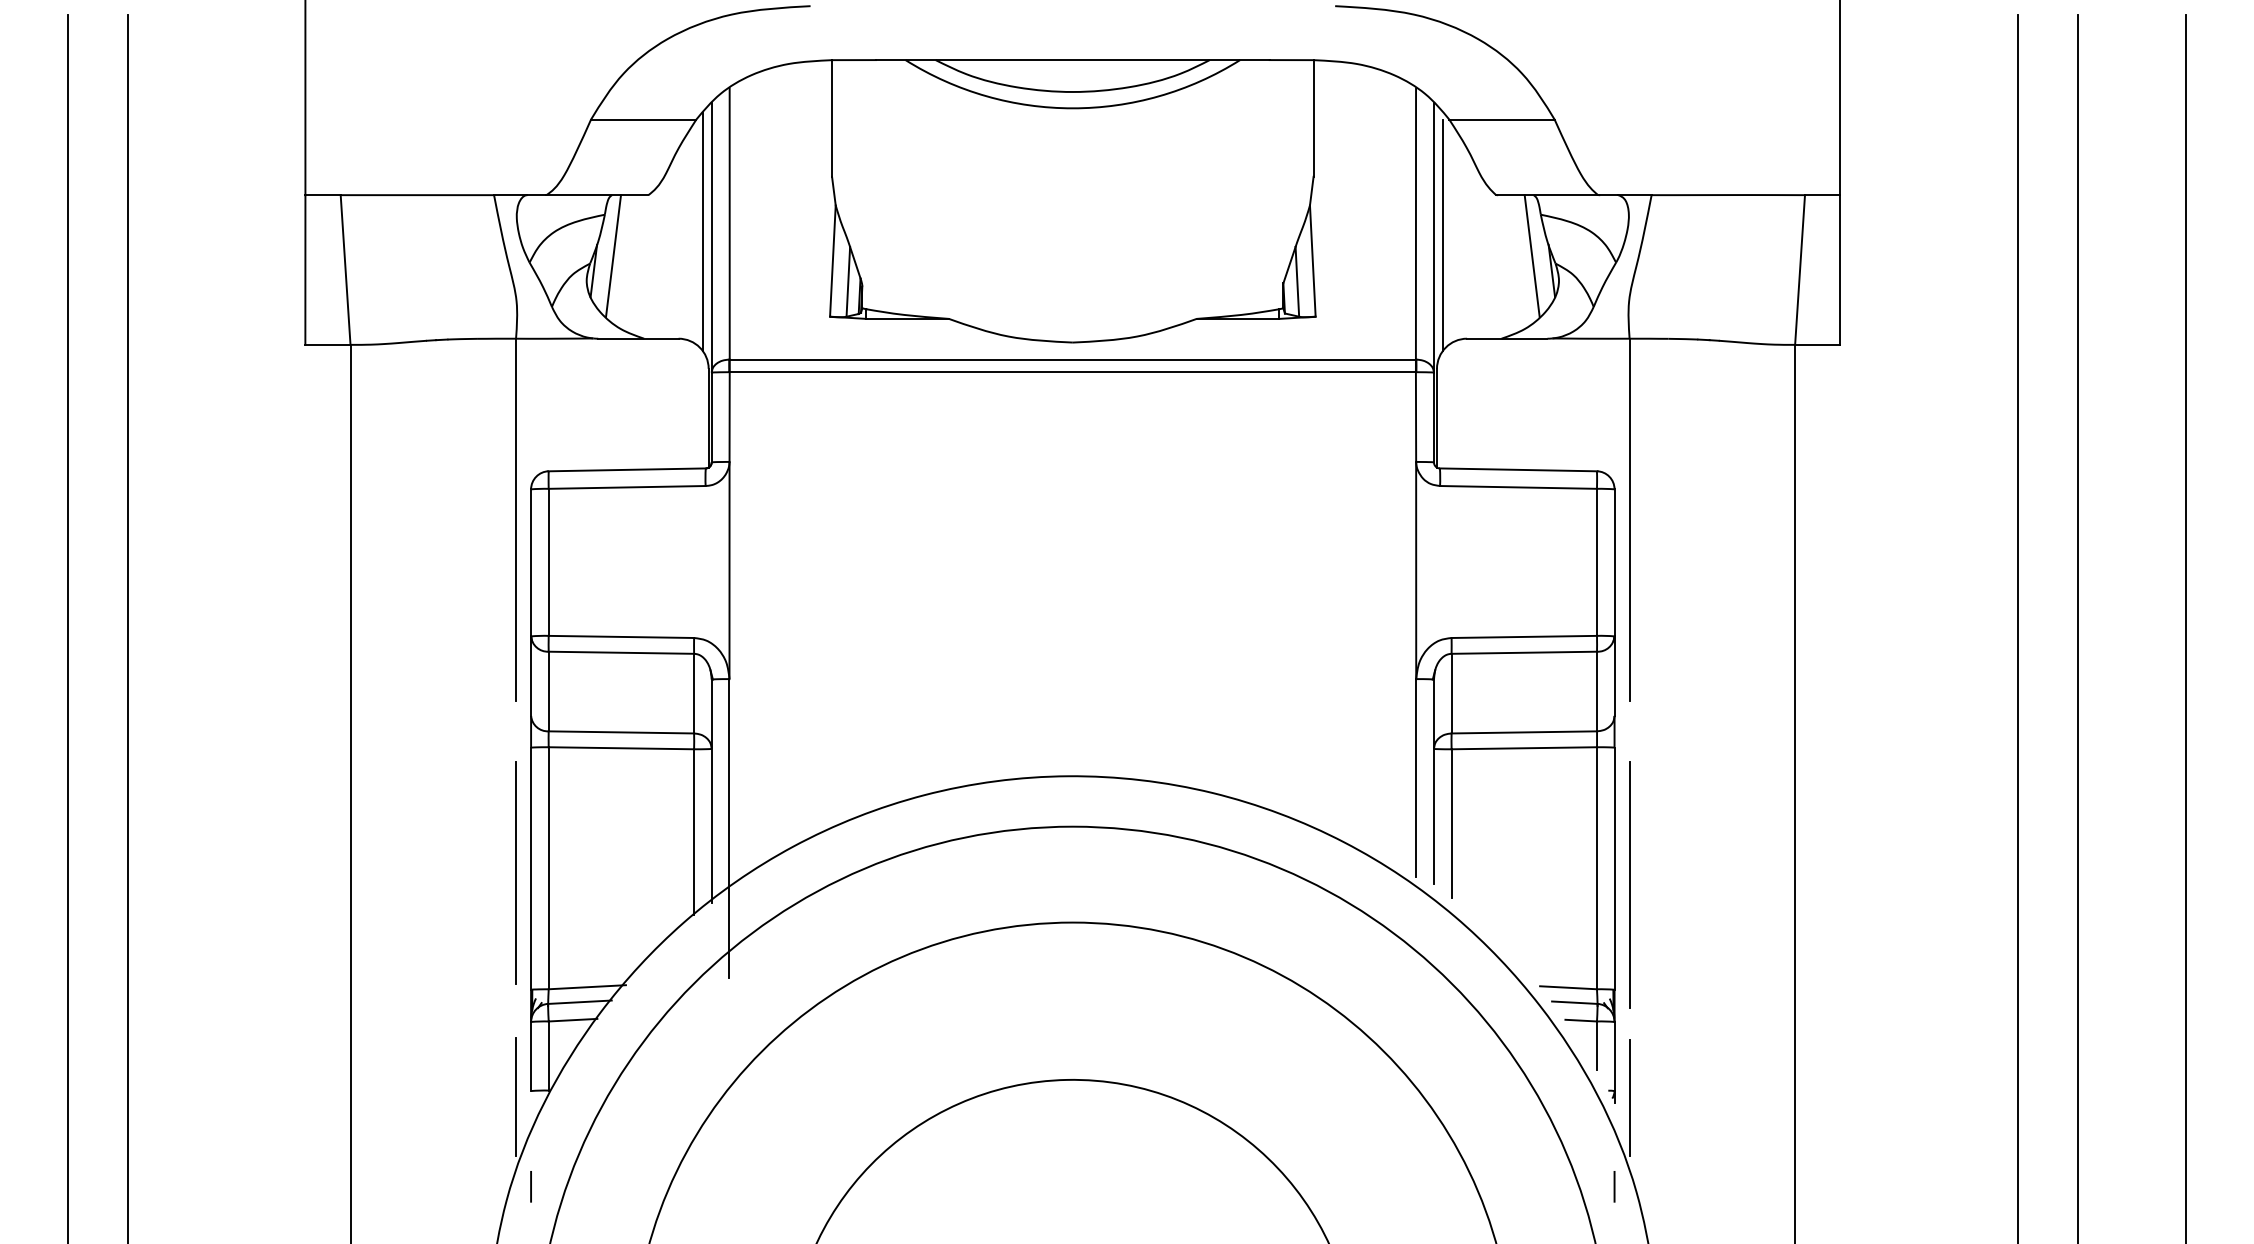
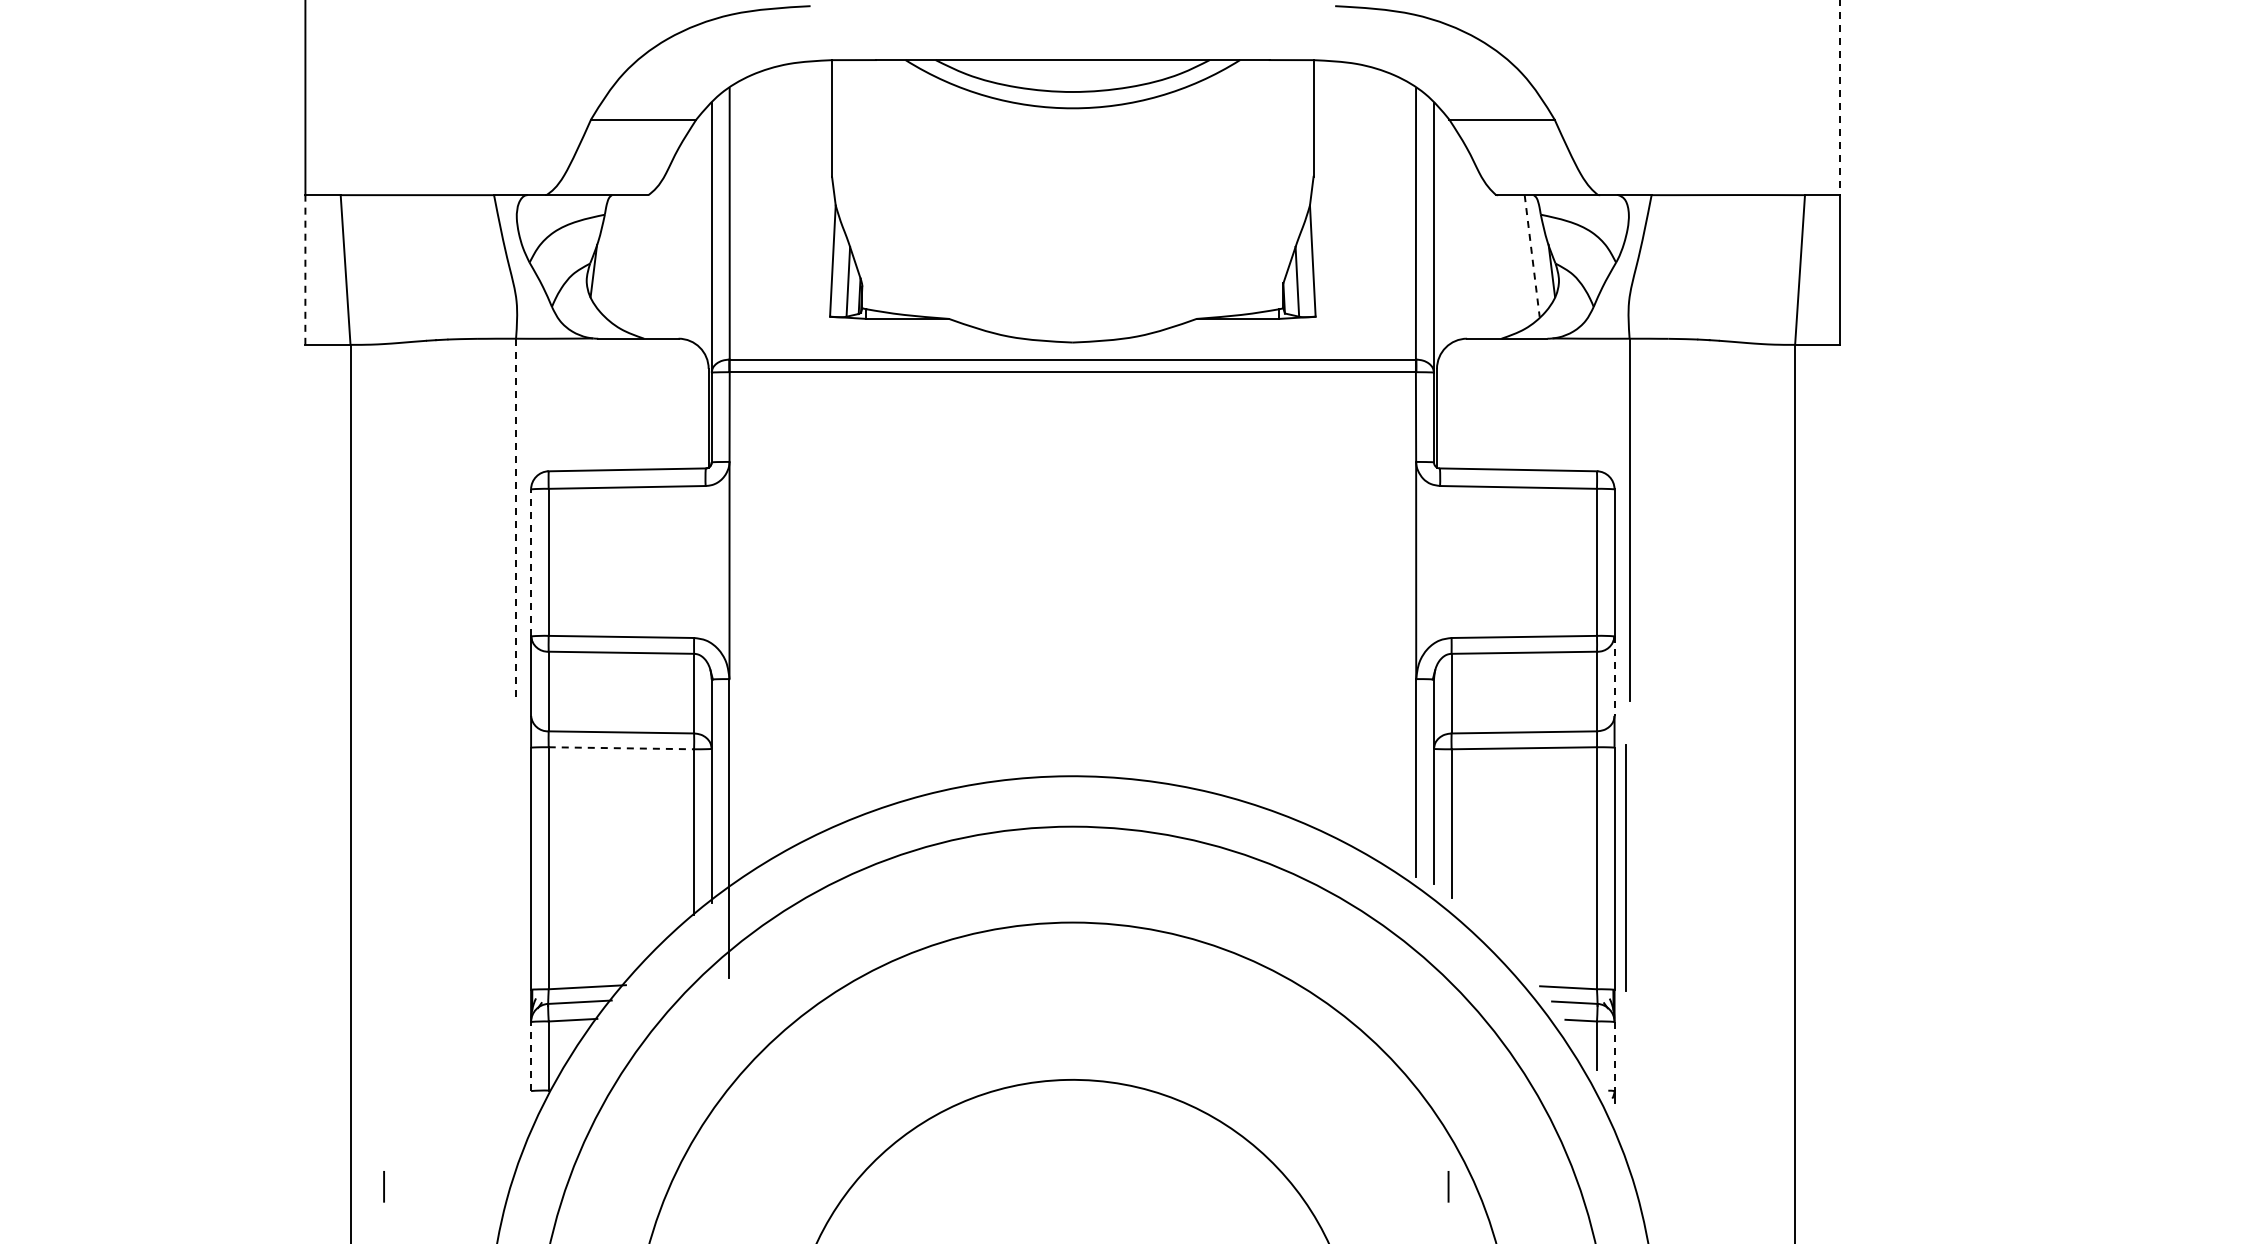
line: solid -> dashed (1840, 98)
line: present -> none (702, 231)
line: present -> none (1442, 235)
line: present -> none (613, 255)
line: solid -> dashed (1532, 256)
line: solid -> dashed (305, 270)
line: solid -> dashed (516, 520)
line: solid -> dashed (531, 562)
line: present -> none (67, 627)
line: present -> none (127, 627)
line: present -> none (2017, 627)
line: present -> none (2078, 627)
line: present -> none (2186, 627)
line: solid -> dashed (1614, 676)
line: solid -> dashed (621, 748)
line: present -> none (515, 872)
line position: (1629, 884) -> (1625, 867) (1625, 867)
line: solid -> dashed (531, 1056)
line: solid -> dashed (1614, 1056)
line: present -> none (516, 1096)
line: present -> none (1629, 1097)
line position: (530, 1186) -> (383, 1186) (383, 1186)
line position: (1614, 1186) -> (1448, 1186) (1448, 1186)
